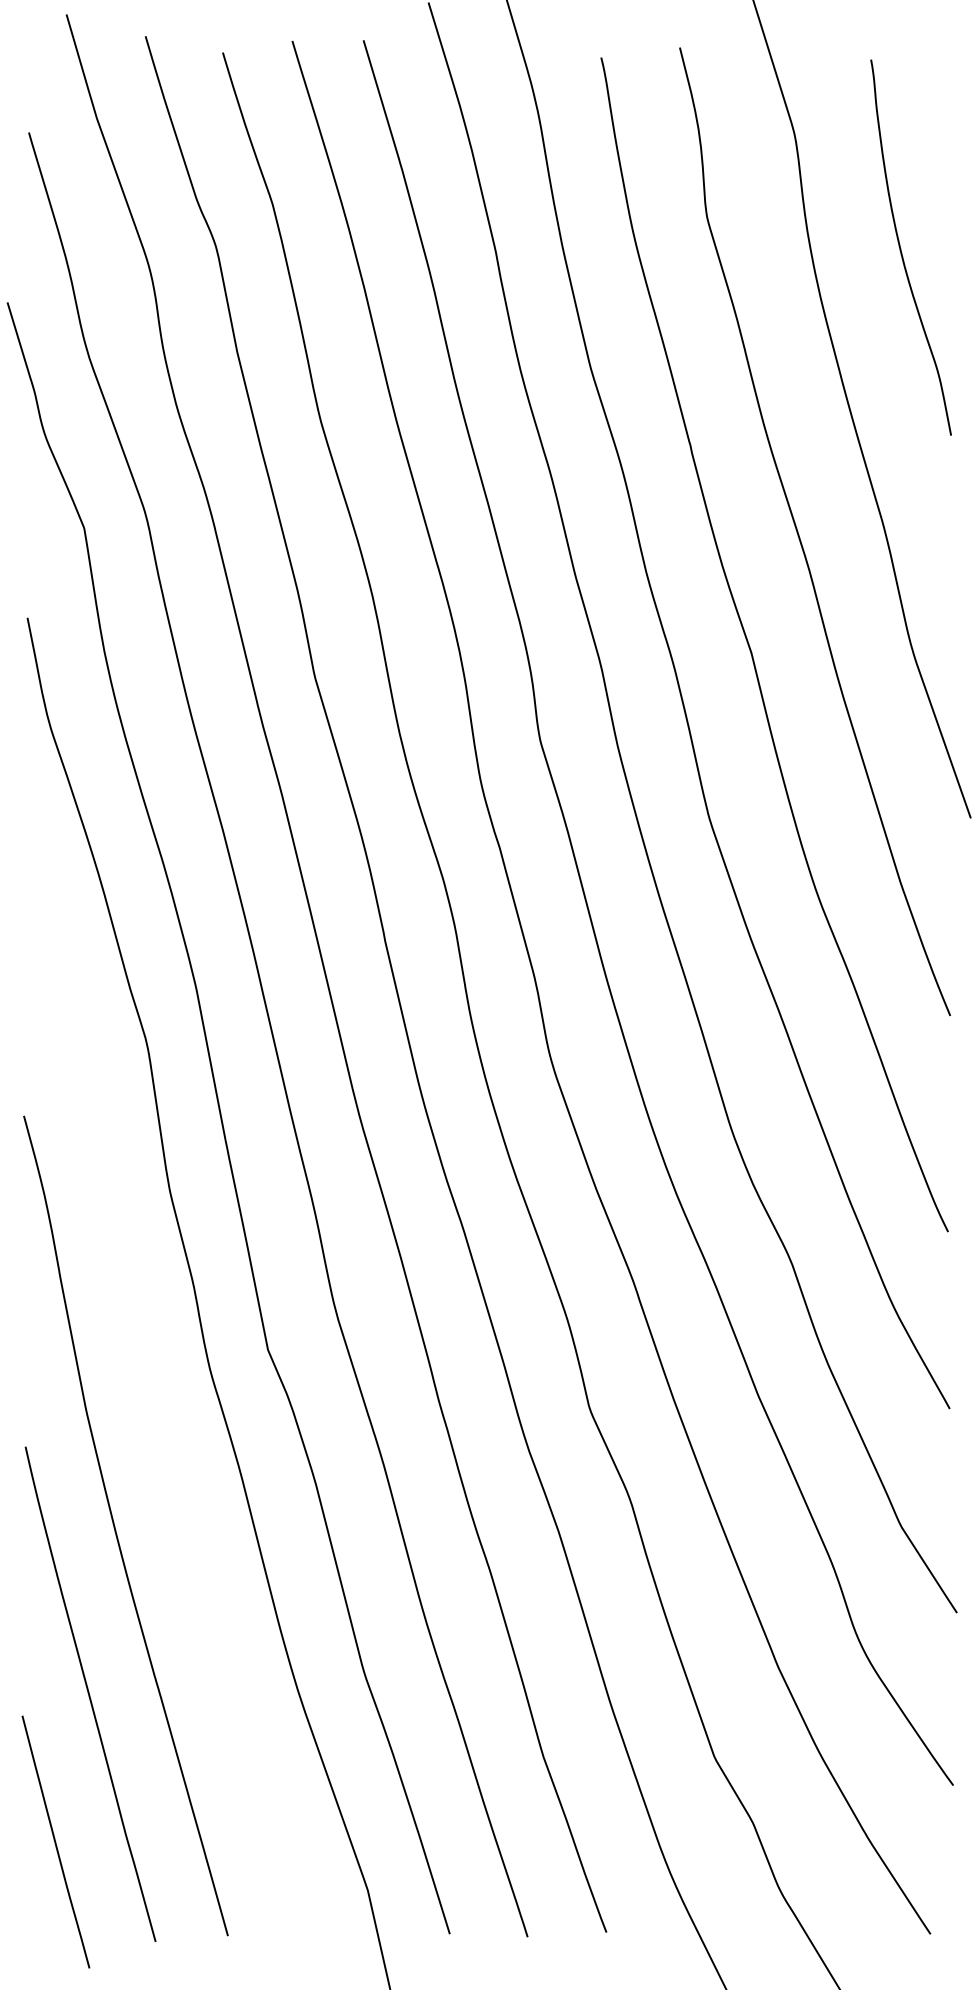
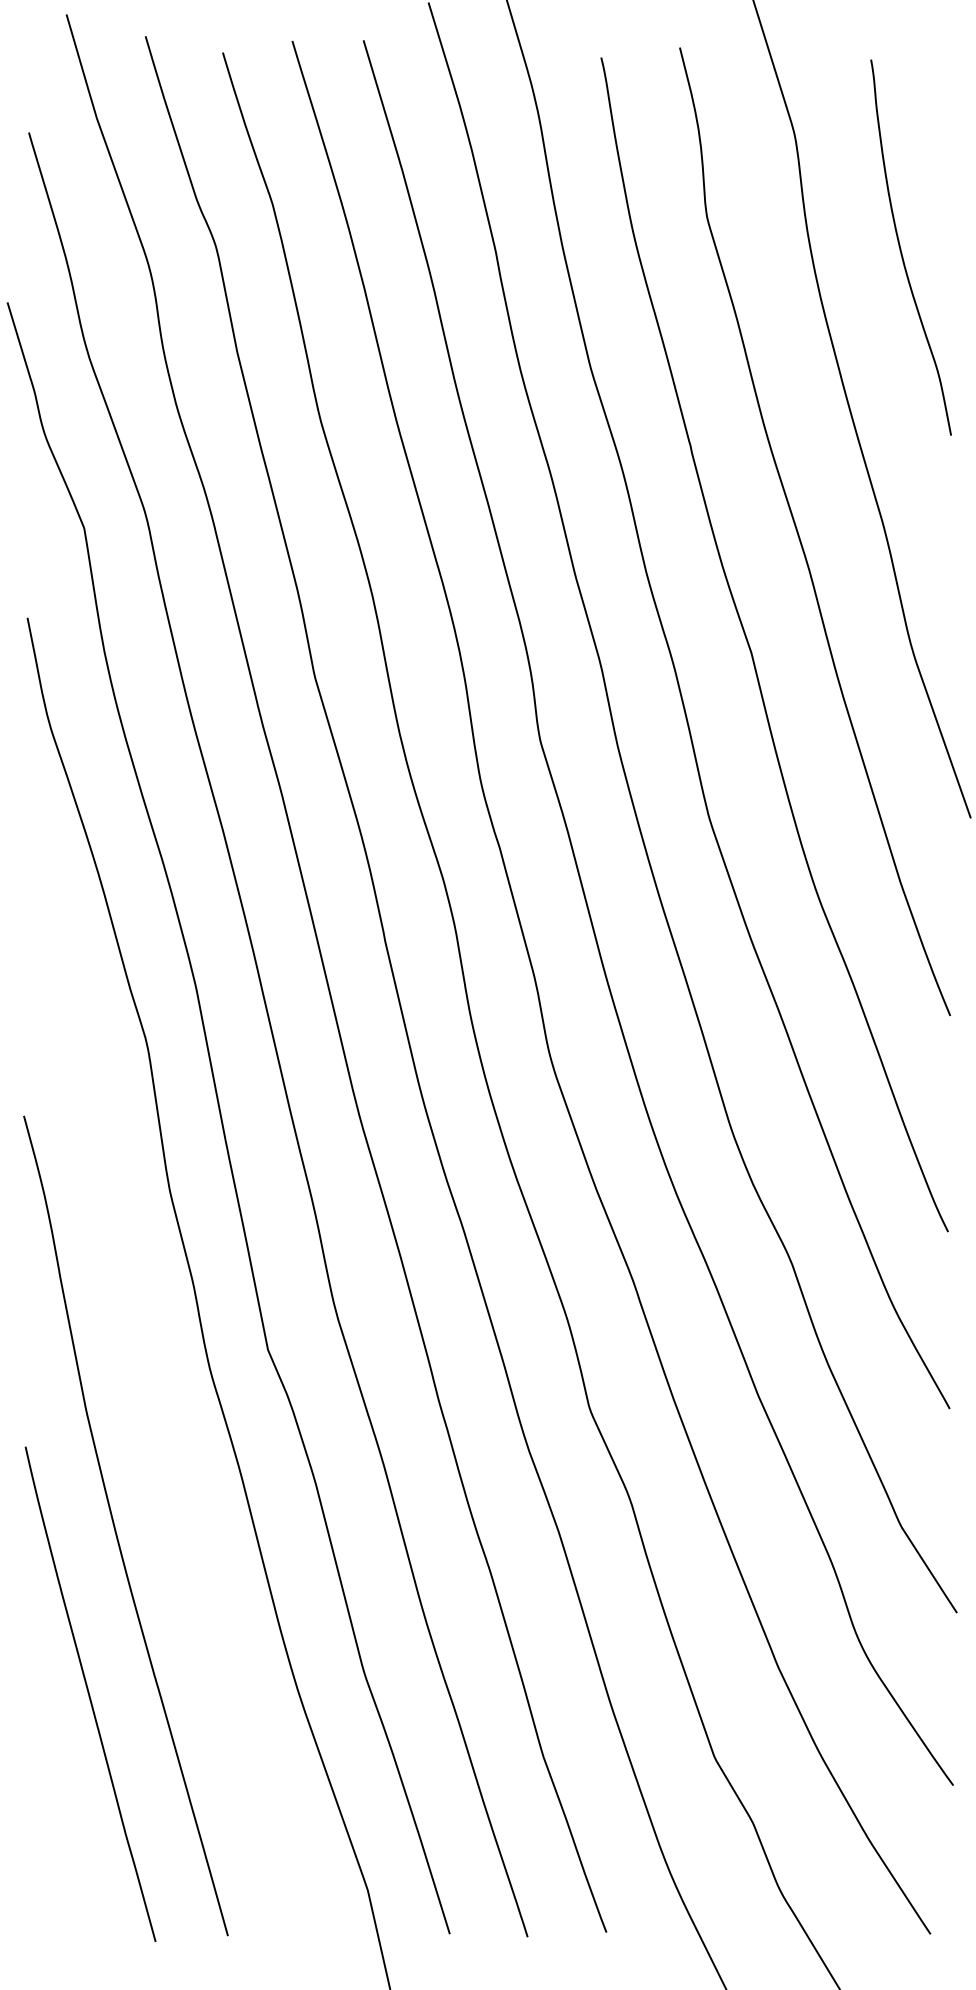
curve: present -> none (55, 1841)
